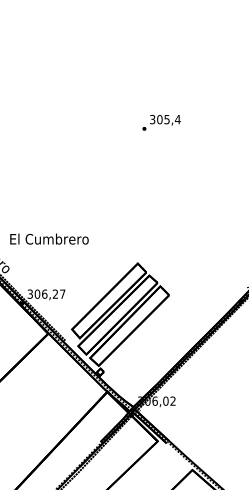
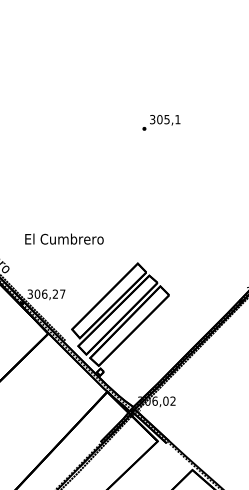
text: 305,4 -> 305,1 (177, 119)
text position: (49, 238) -> (64, 238) (64, 238)
